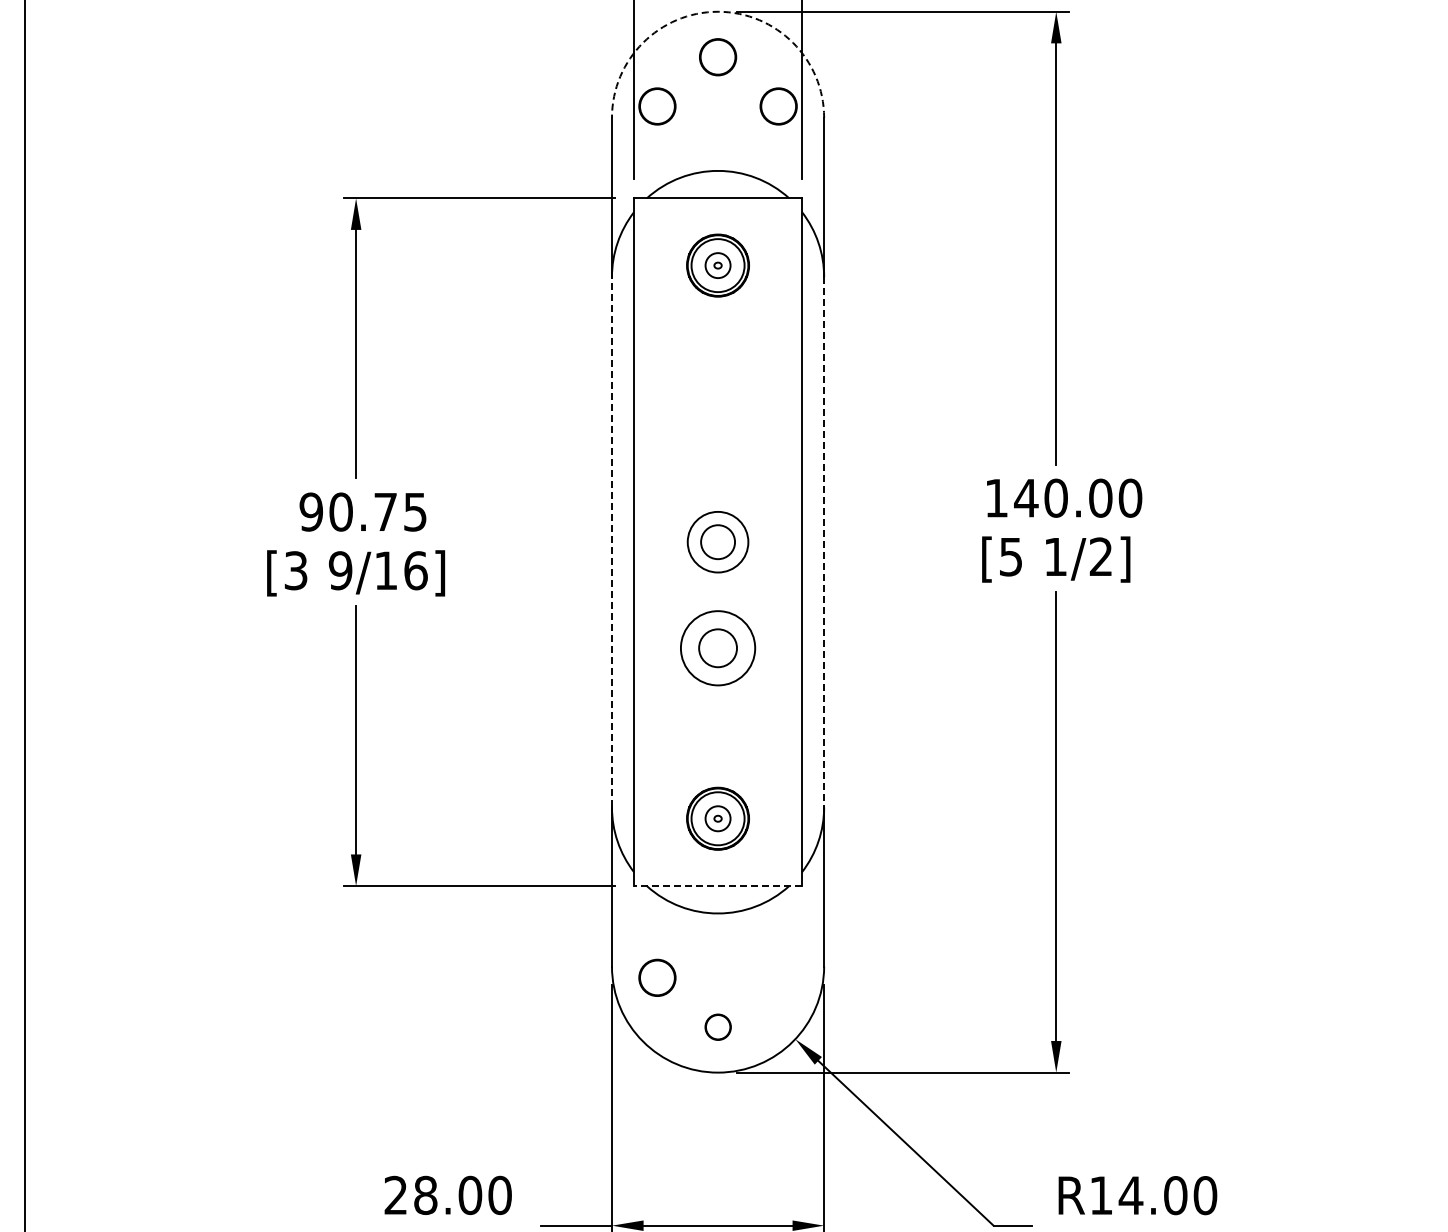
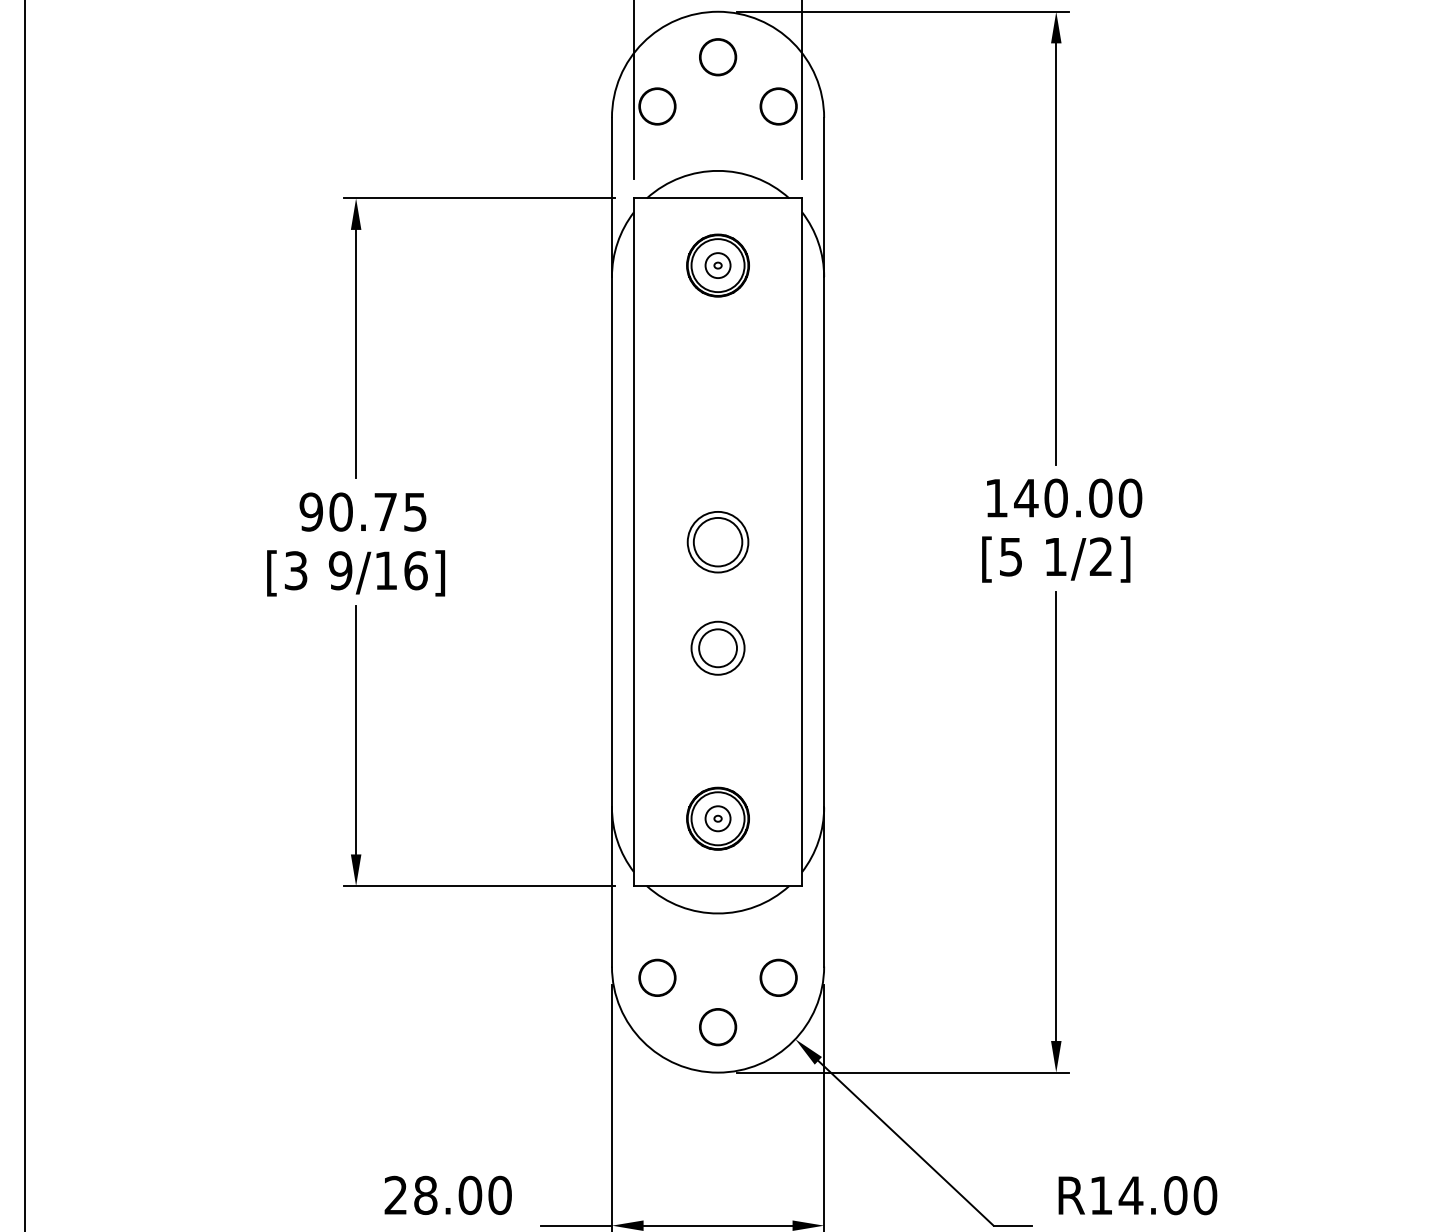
arc: dashed -> solid (718, 11)
line: dashed -> solid (611, 541)
circle diameter: 34 px -> 48 px (717, 541)
line: dashed -> solid (824, 542)
circle diameter: 74 px -> 53 px (717, 647)
line: dashed -> solid (717, 886)
circle: none -> present (778, 977)
circle size: 28x28 px -> 39x39 px (718, 1027)
